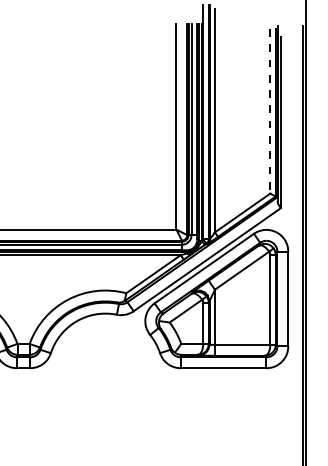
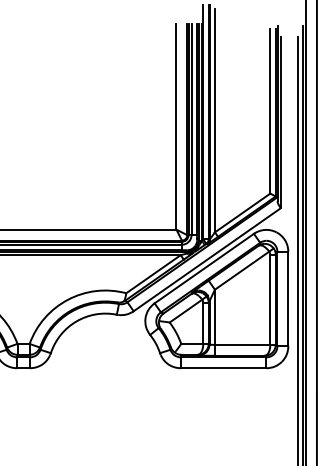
line: dashed -> solid (270, 111)
line: none -> present (316, 232)
line: none -> present (297, 249)
